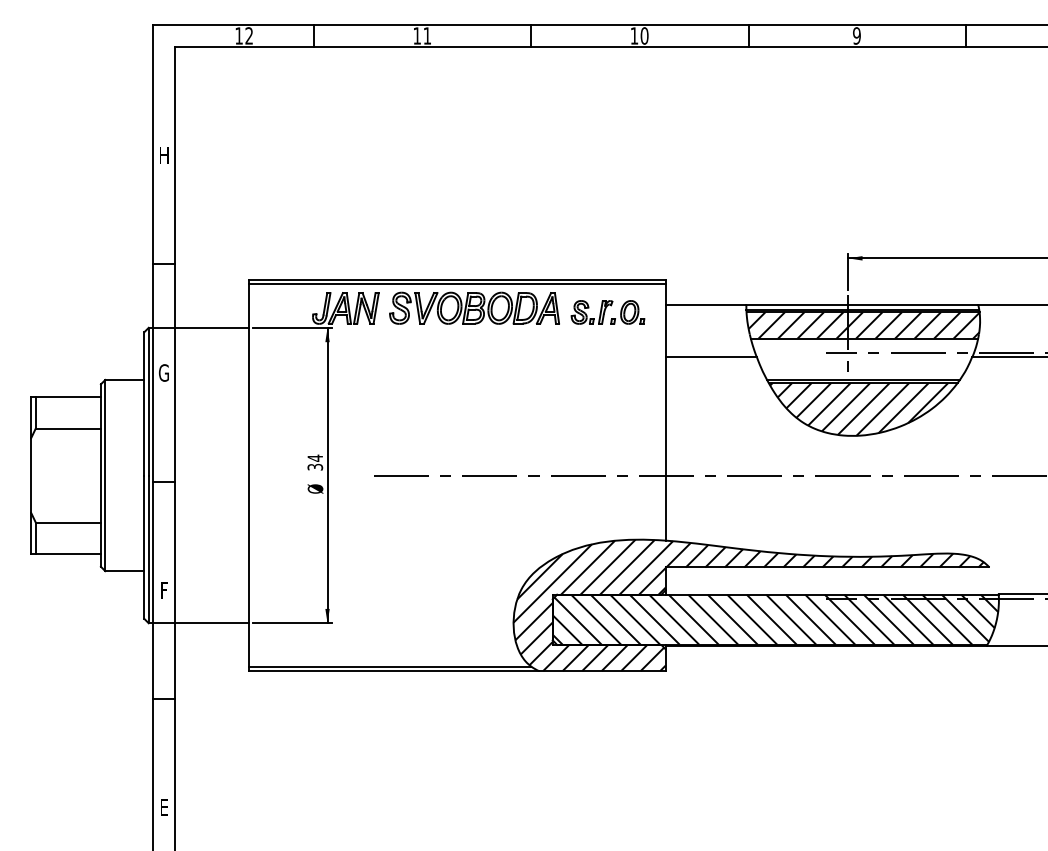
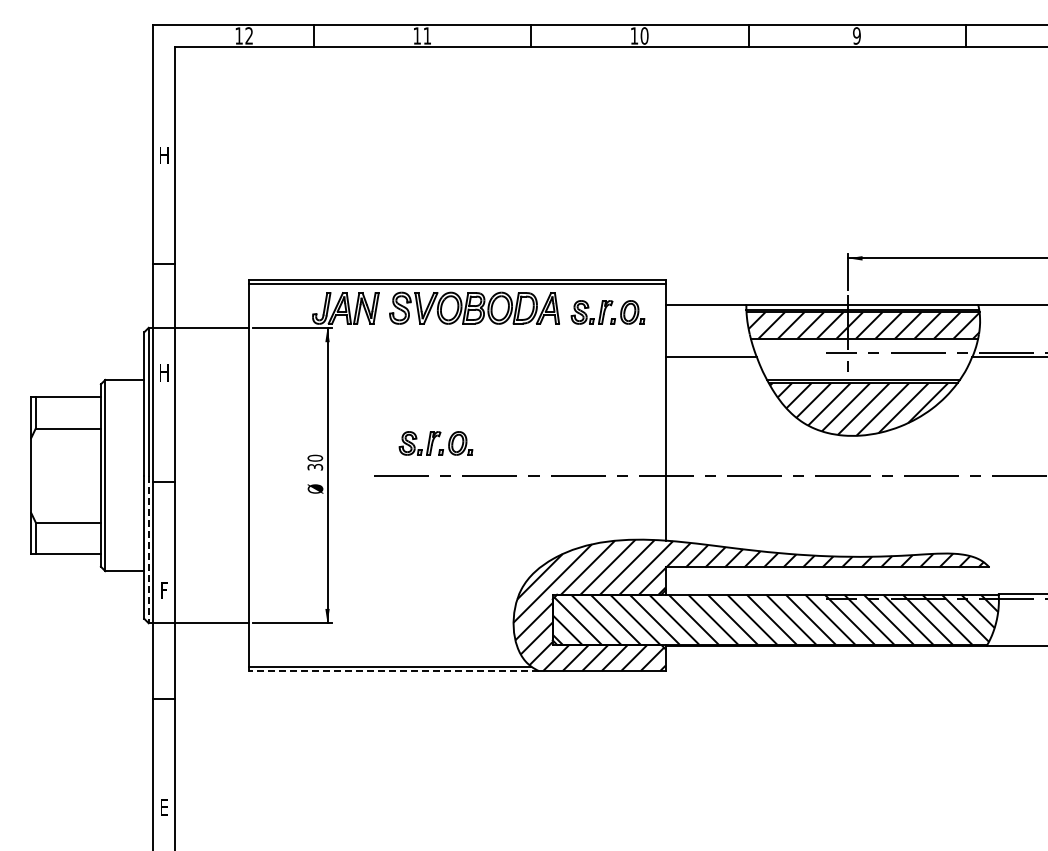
text: G -> H (163, 372)
part: none -> present (435, 443)
text: 34 -> 30 (315, 457)
line: solid -> dashed (148, 549)
line: solid -> dashed (393, 671)
